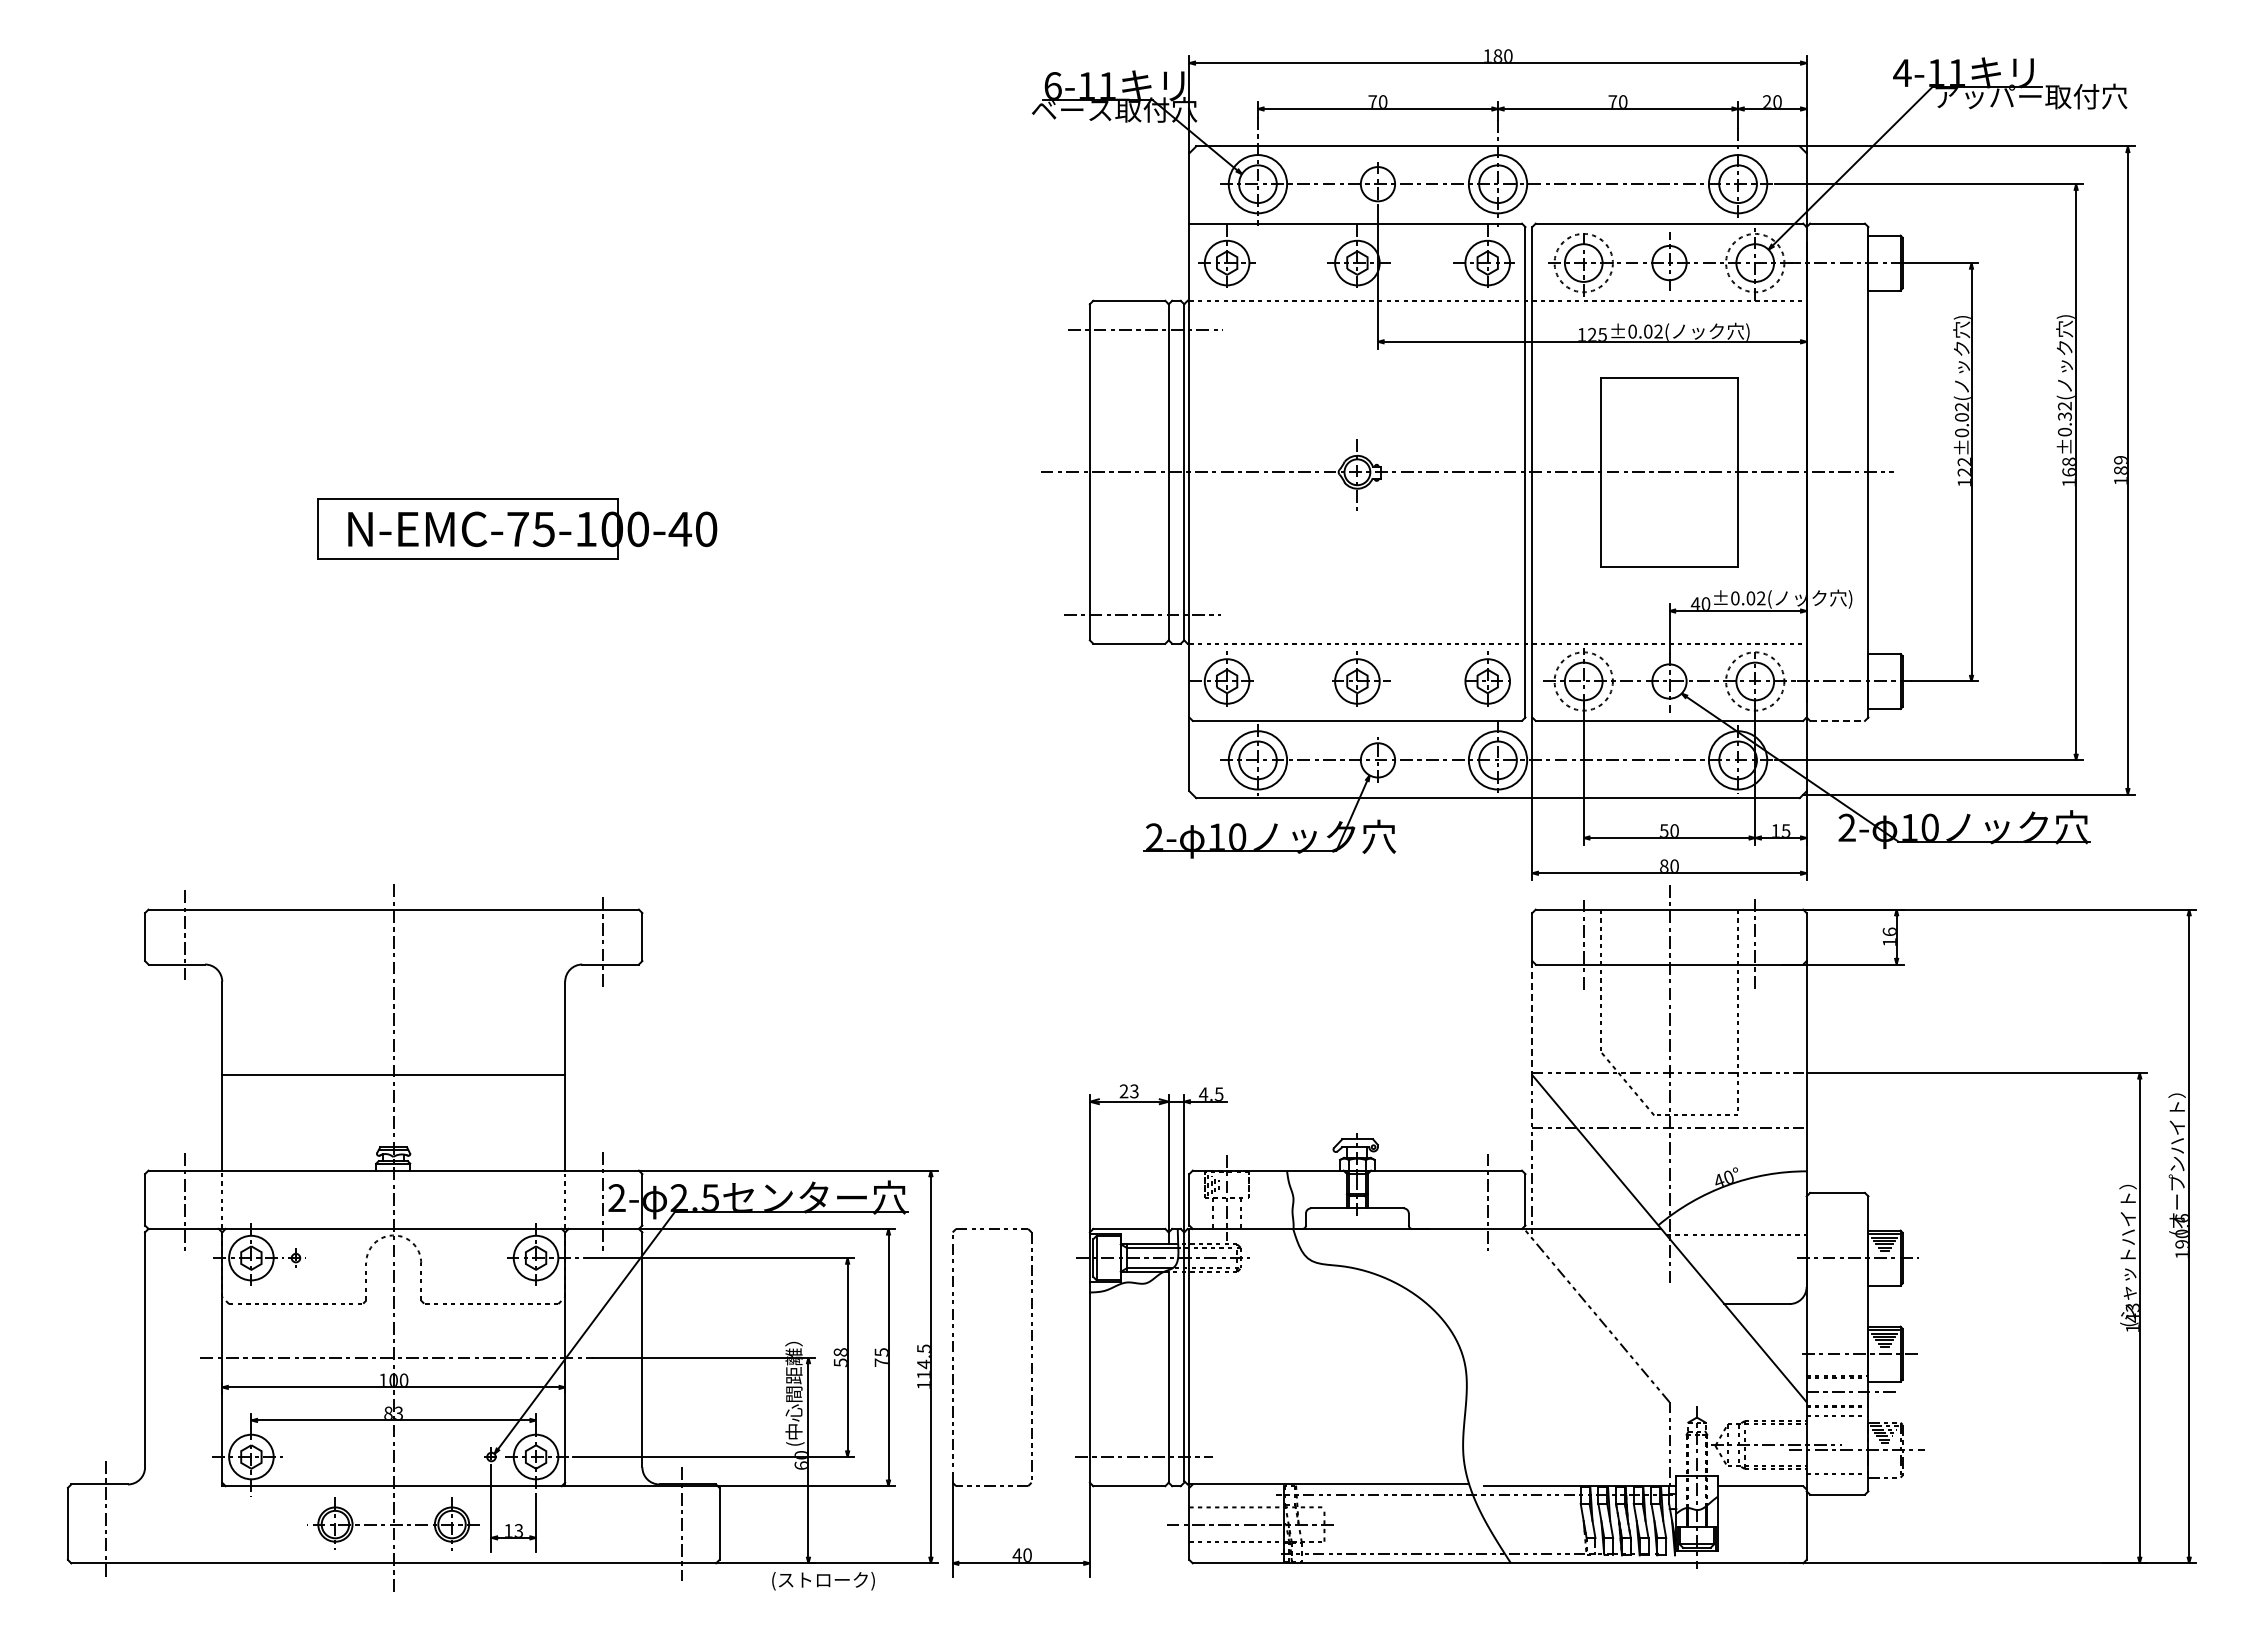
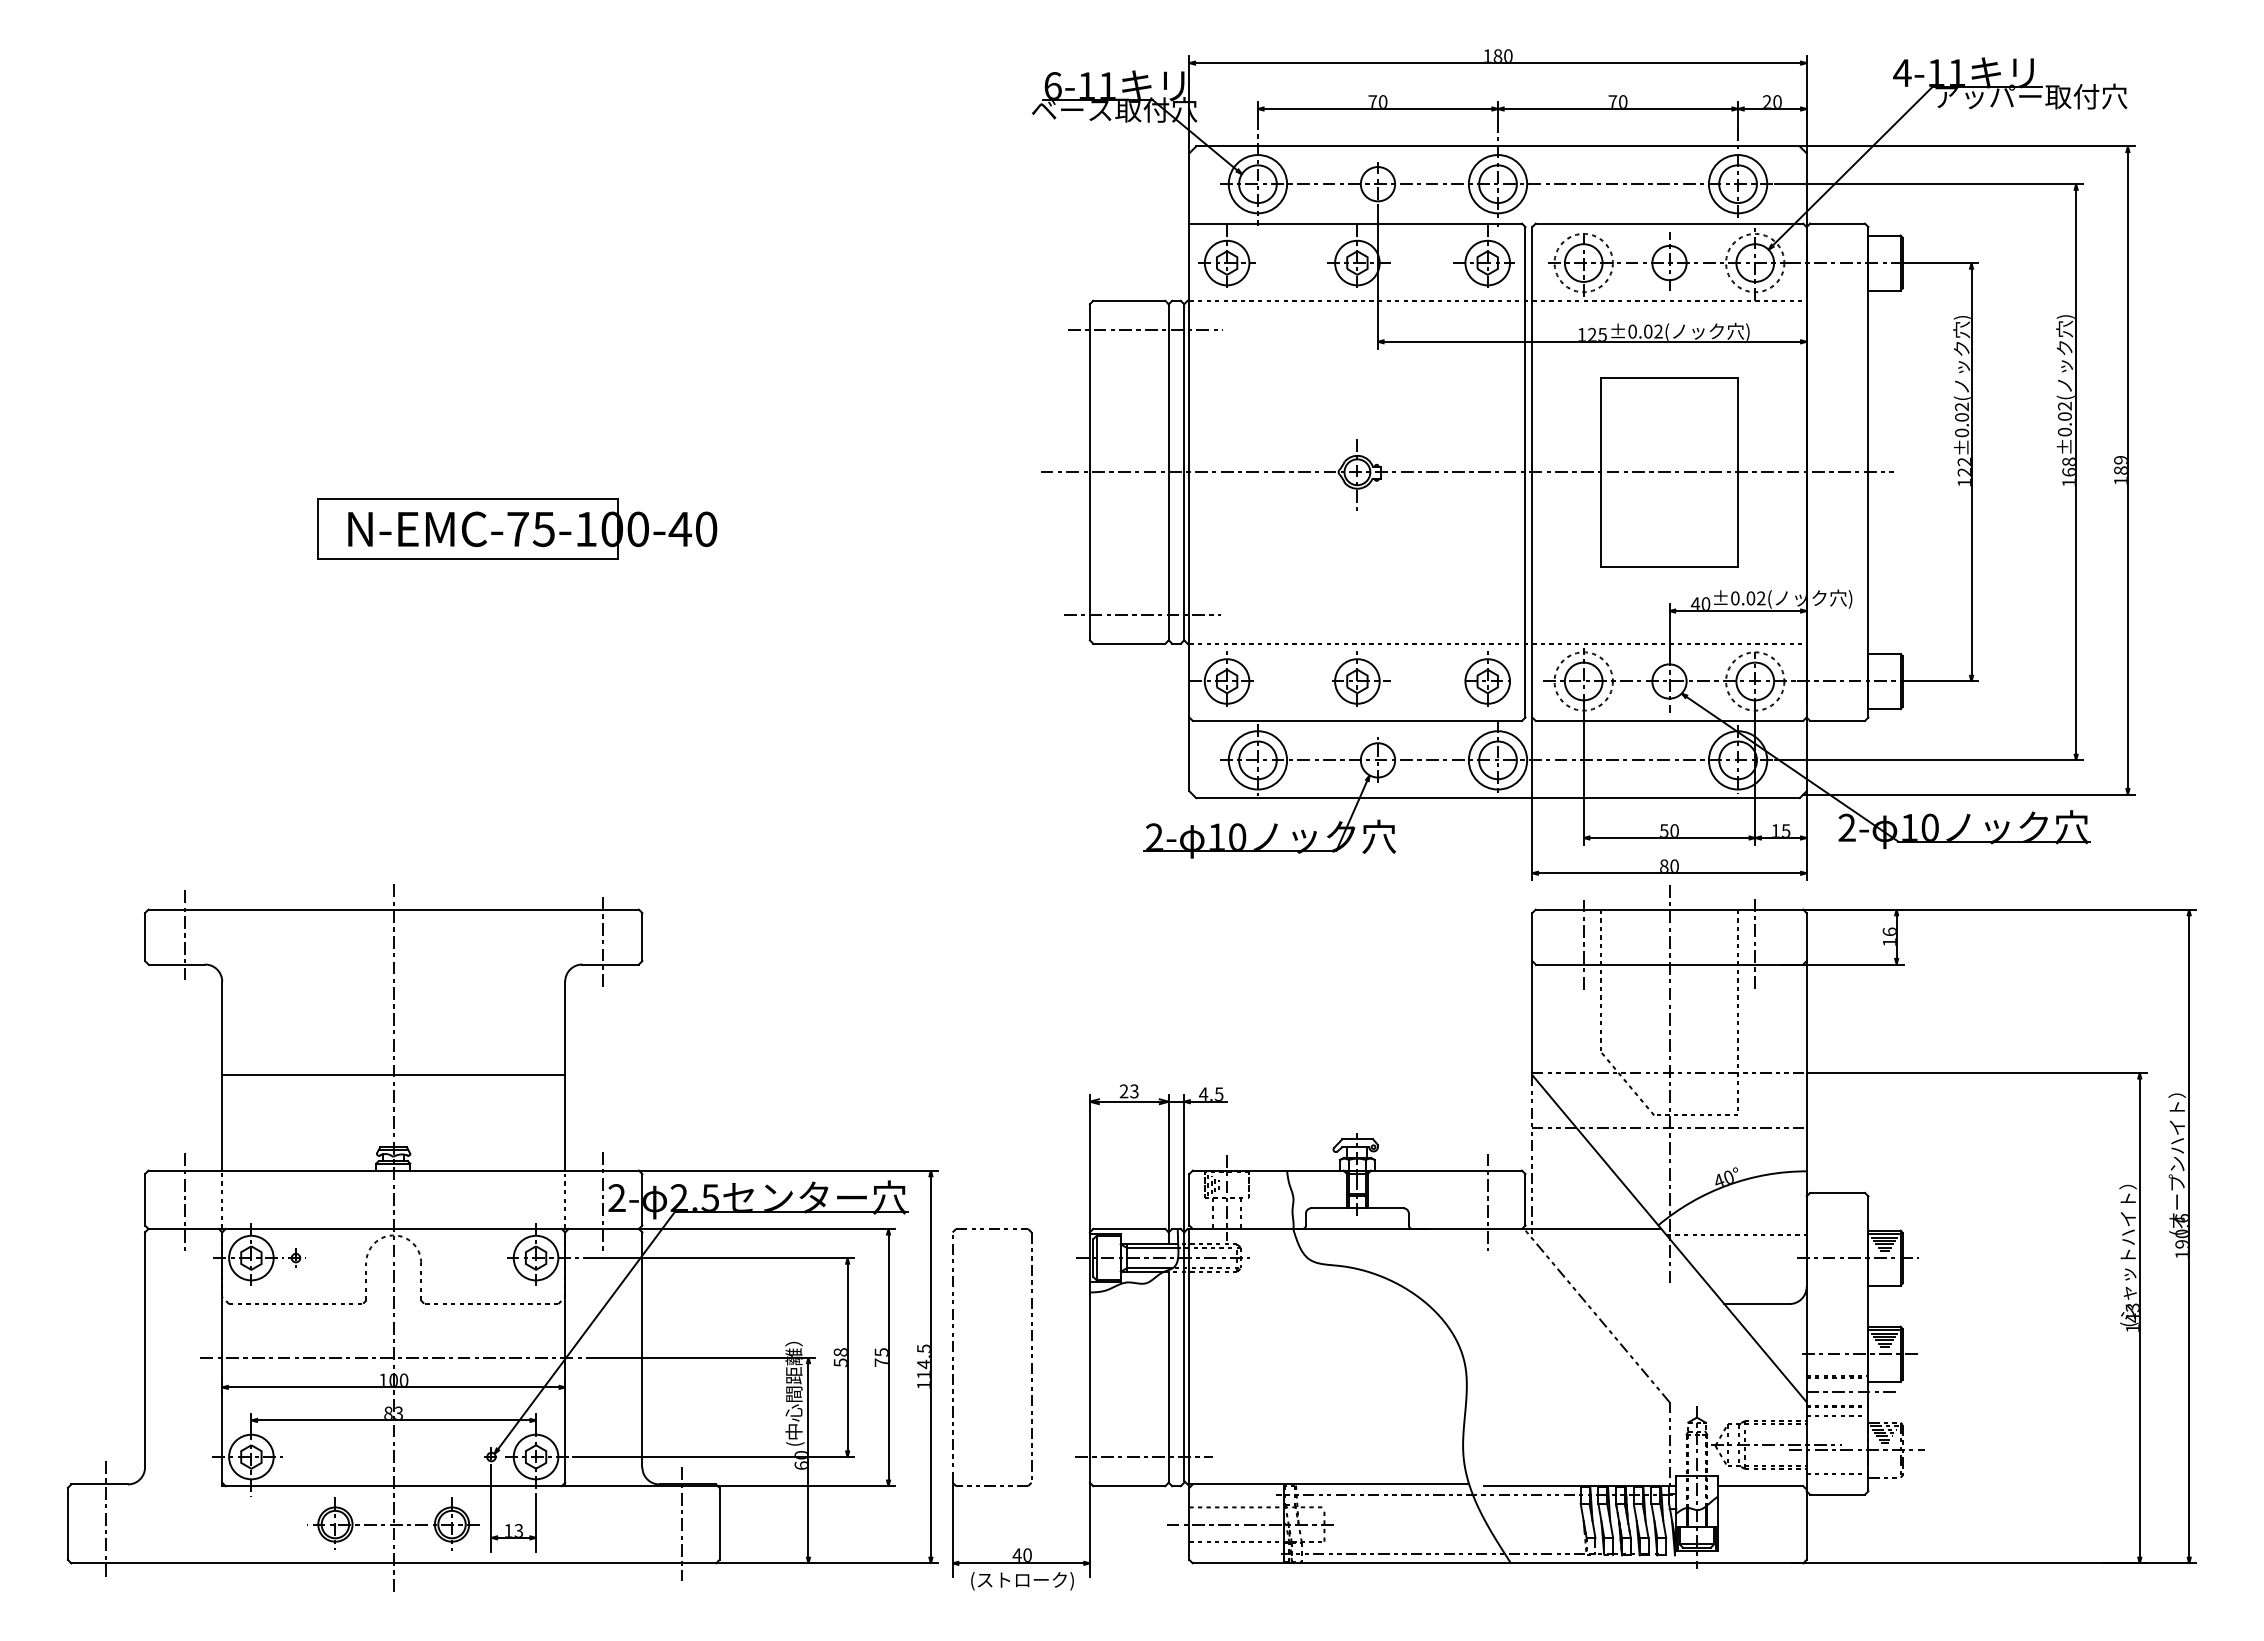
text: ±0.32( -> ±0.02( (2064, 416)
line: dashed -> solid (1838, 720)
line: dashed -> solid (1532, 1018)
text position: (823, 1581) -> (1022, 1581) (1022, 1581)
